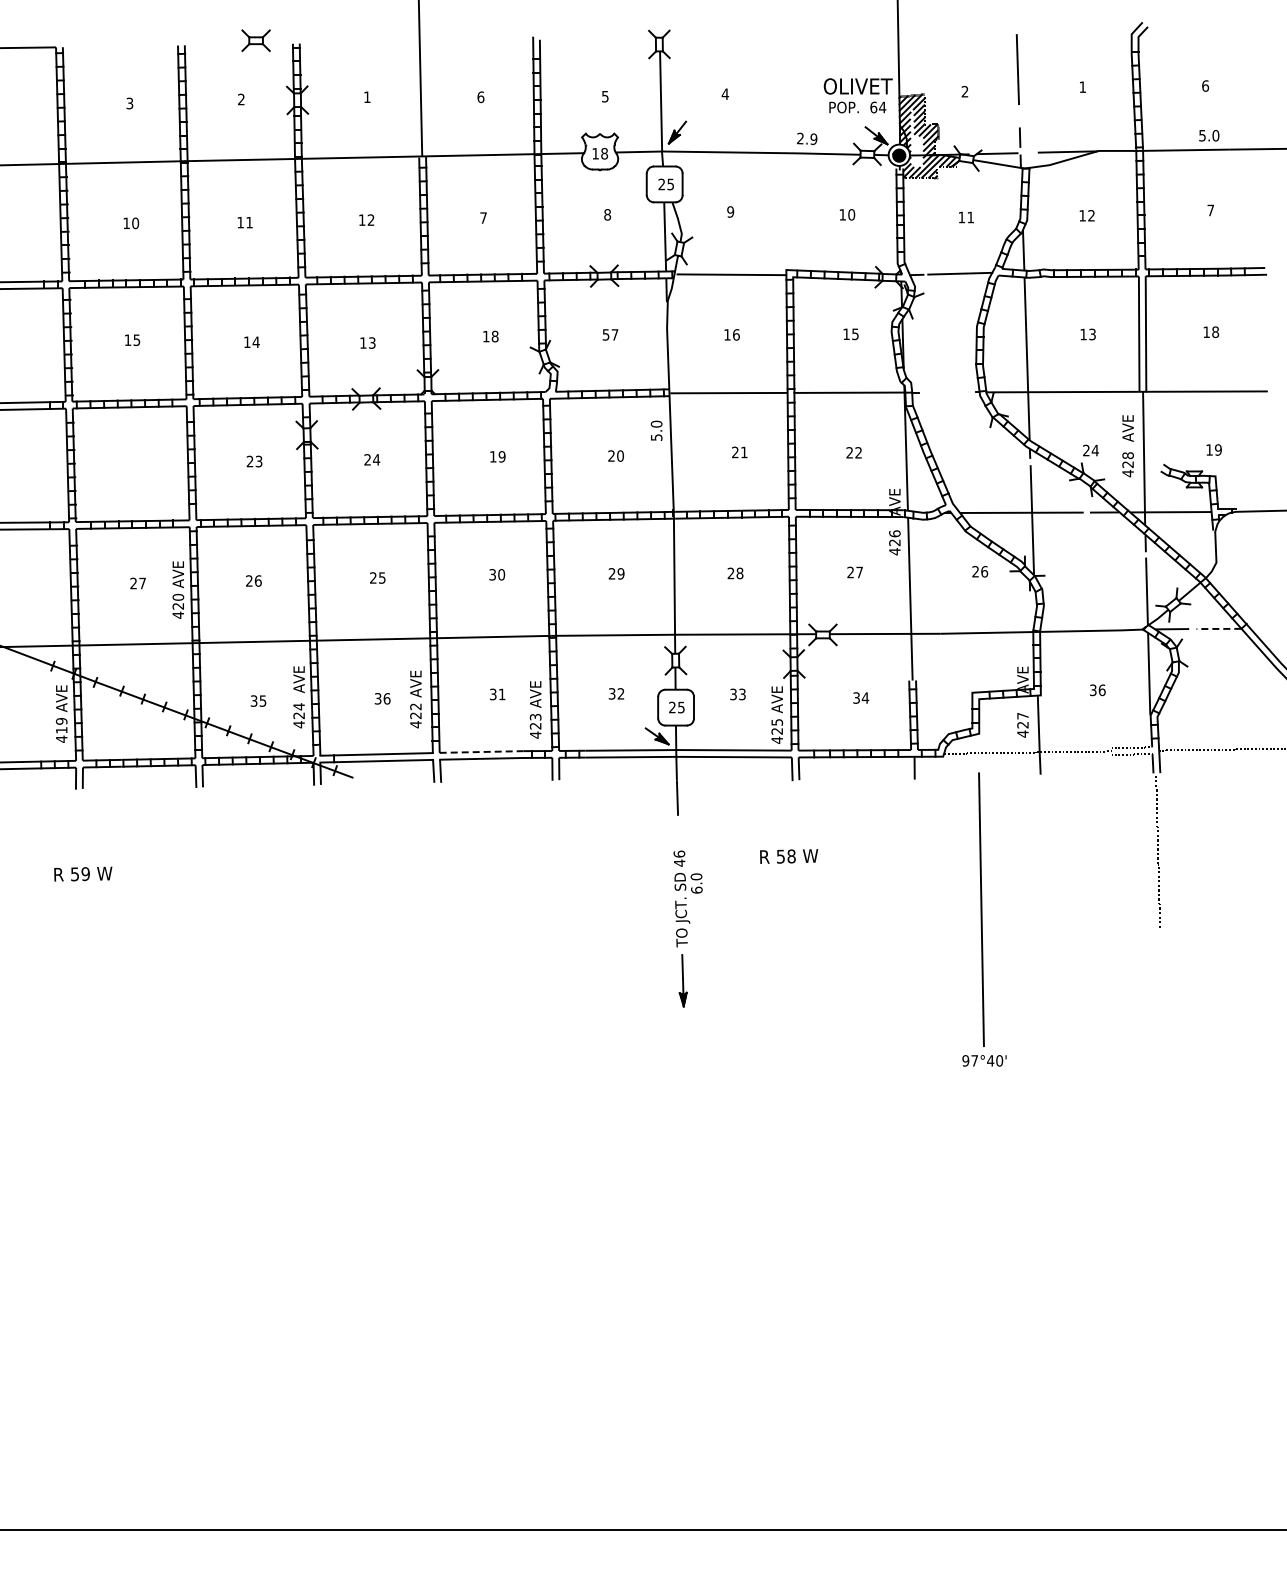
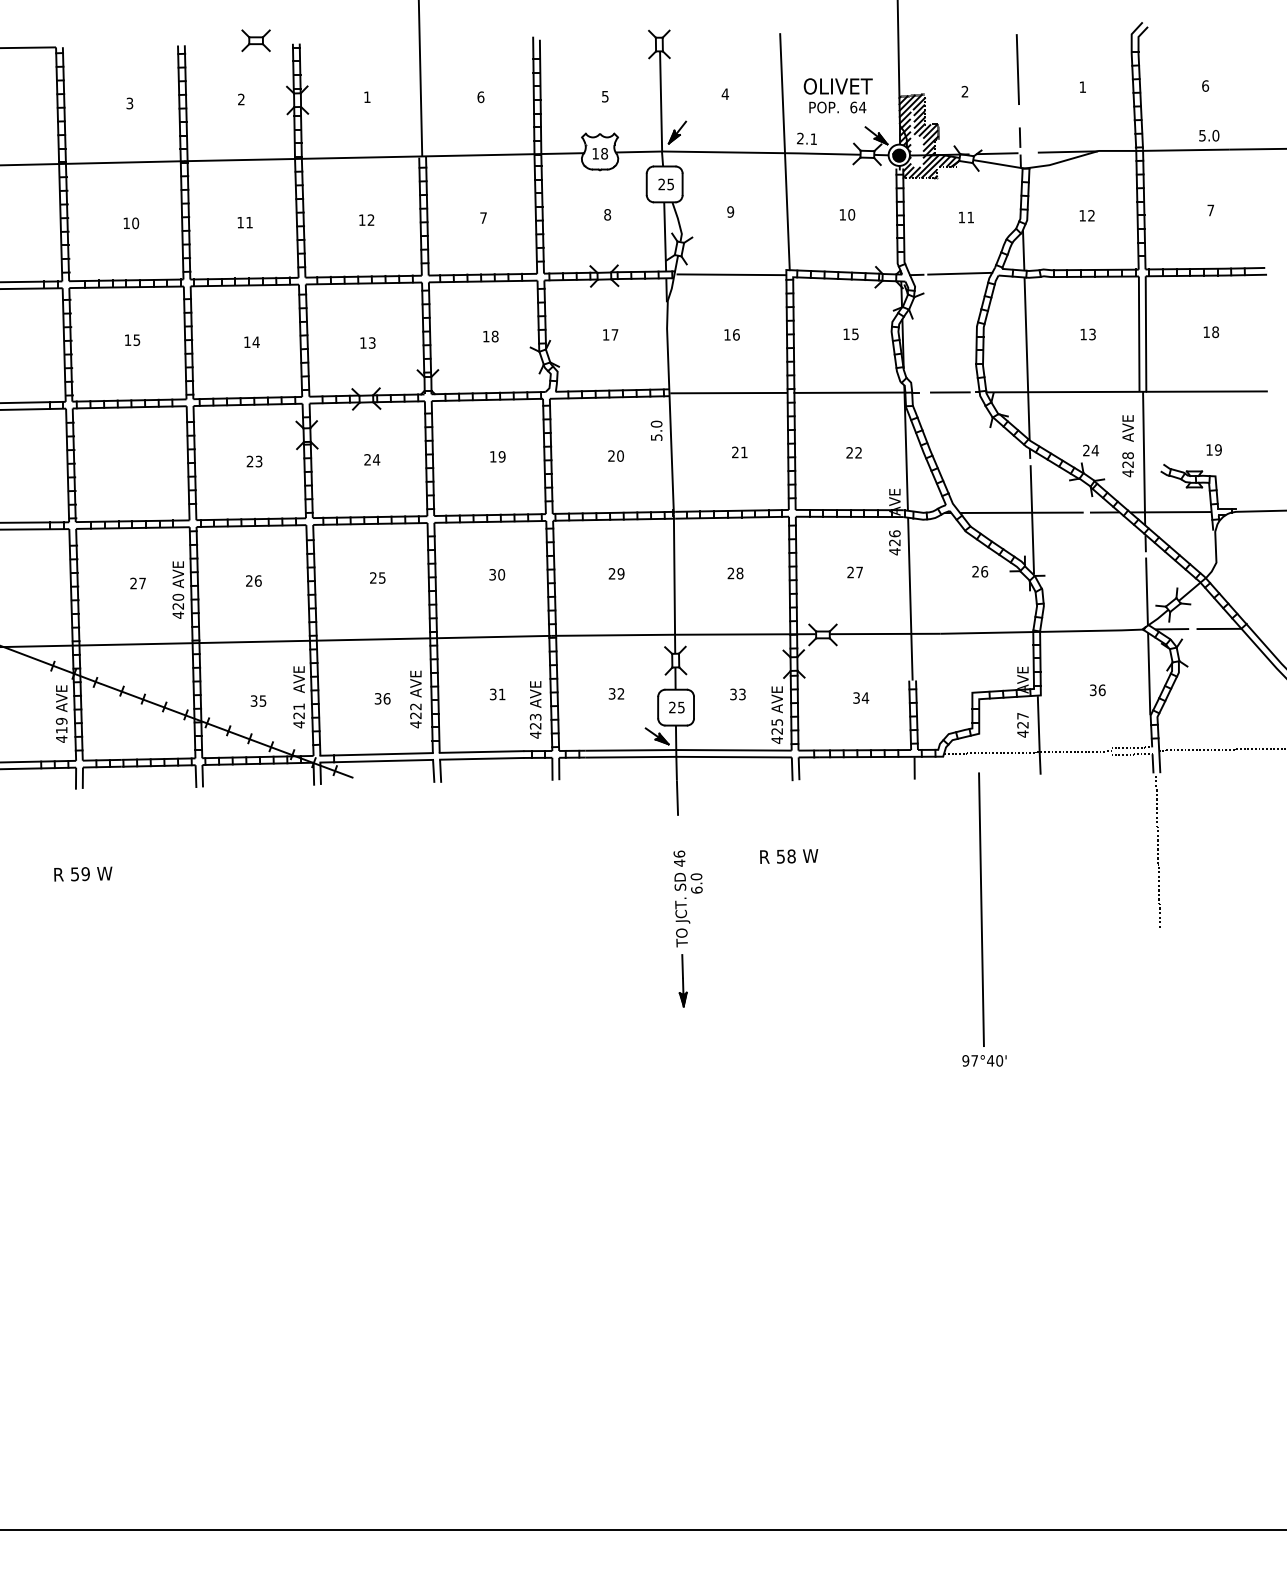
text position: (857, 95) -> (837, 95) (837, 95)
text: 2.9 -> 2.1 (813, 138)
line: none -> present (784, 152)
text: 57 -> 17 (605, 334)
line: none -> present (949, 392)
line: dashed -> solid (1218, 628)
text: 424 -> 421 (298, 706)
line: dashed -> solid (481, 752)
